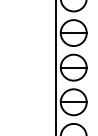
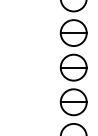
line: present -> none (55, 67)
